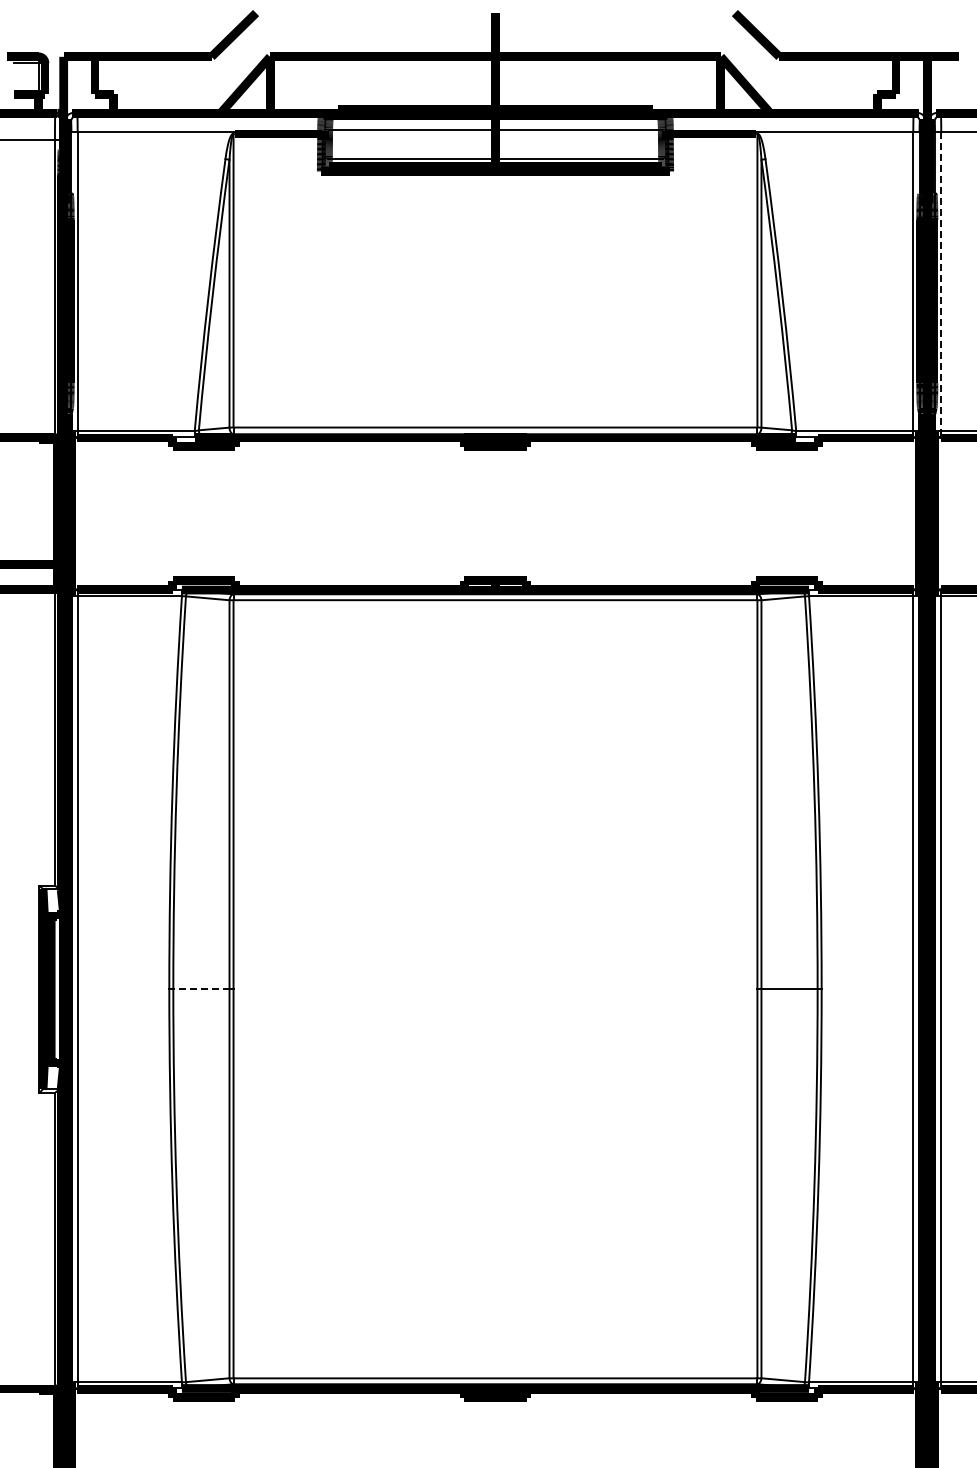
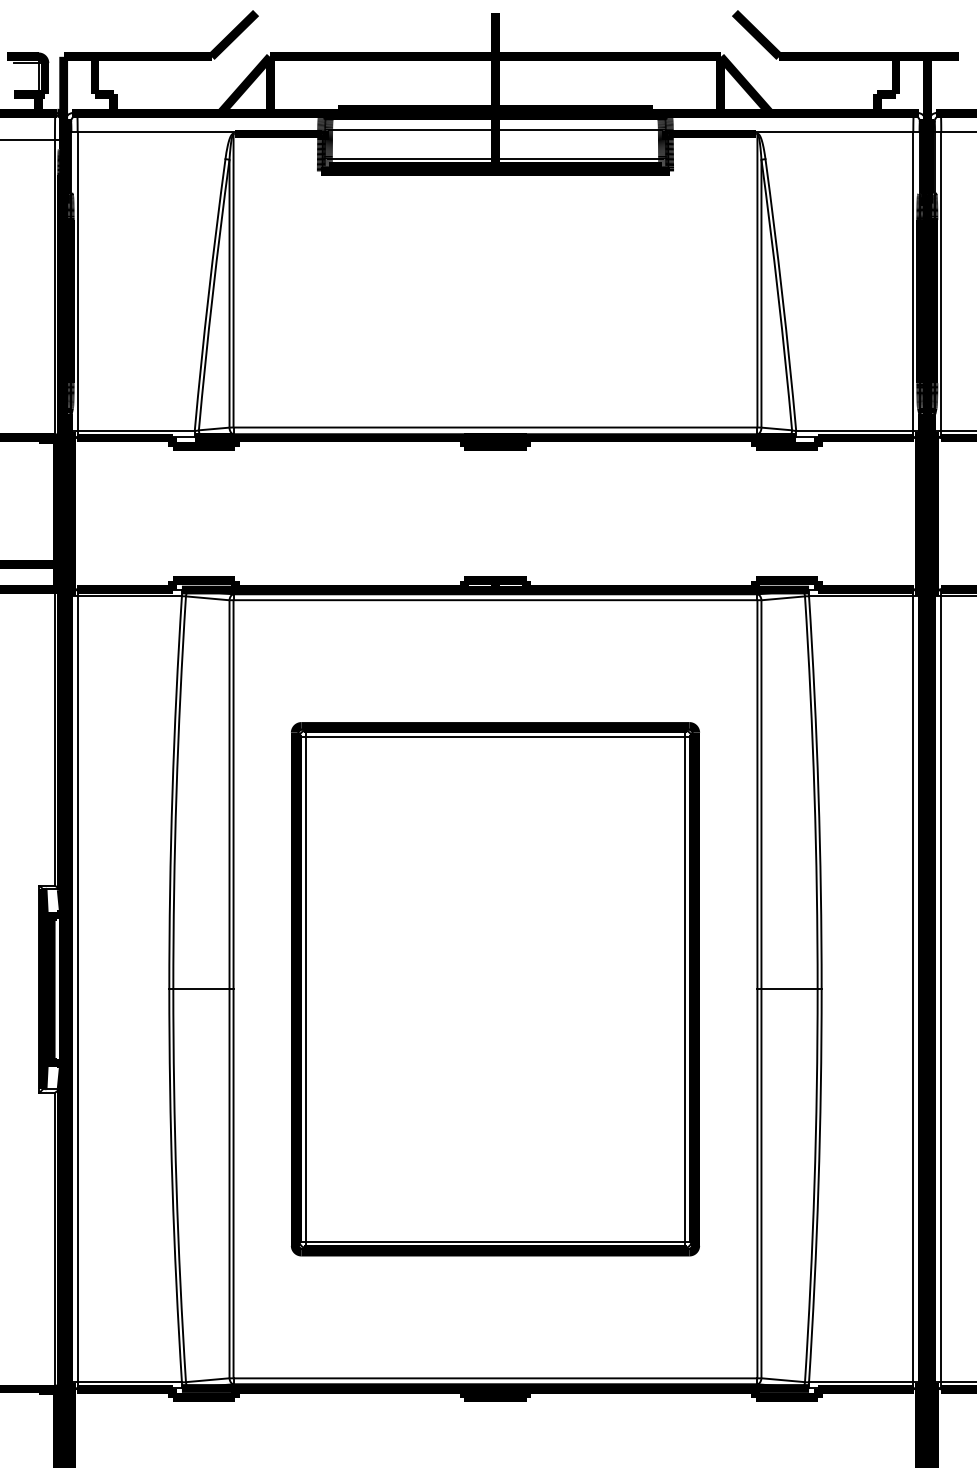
line: dashed -> solid (941, 281)
line: dashed -> solid (200, 989)
part: none -> present (495, 989)
